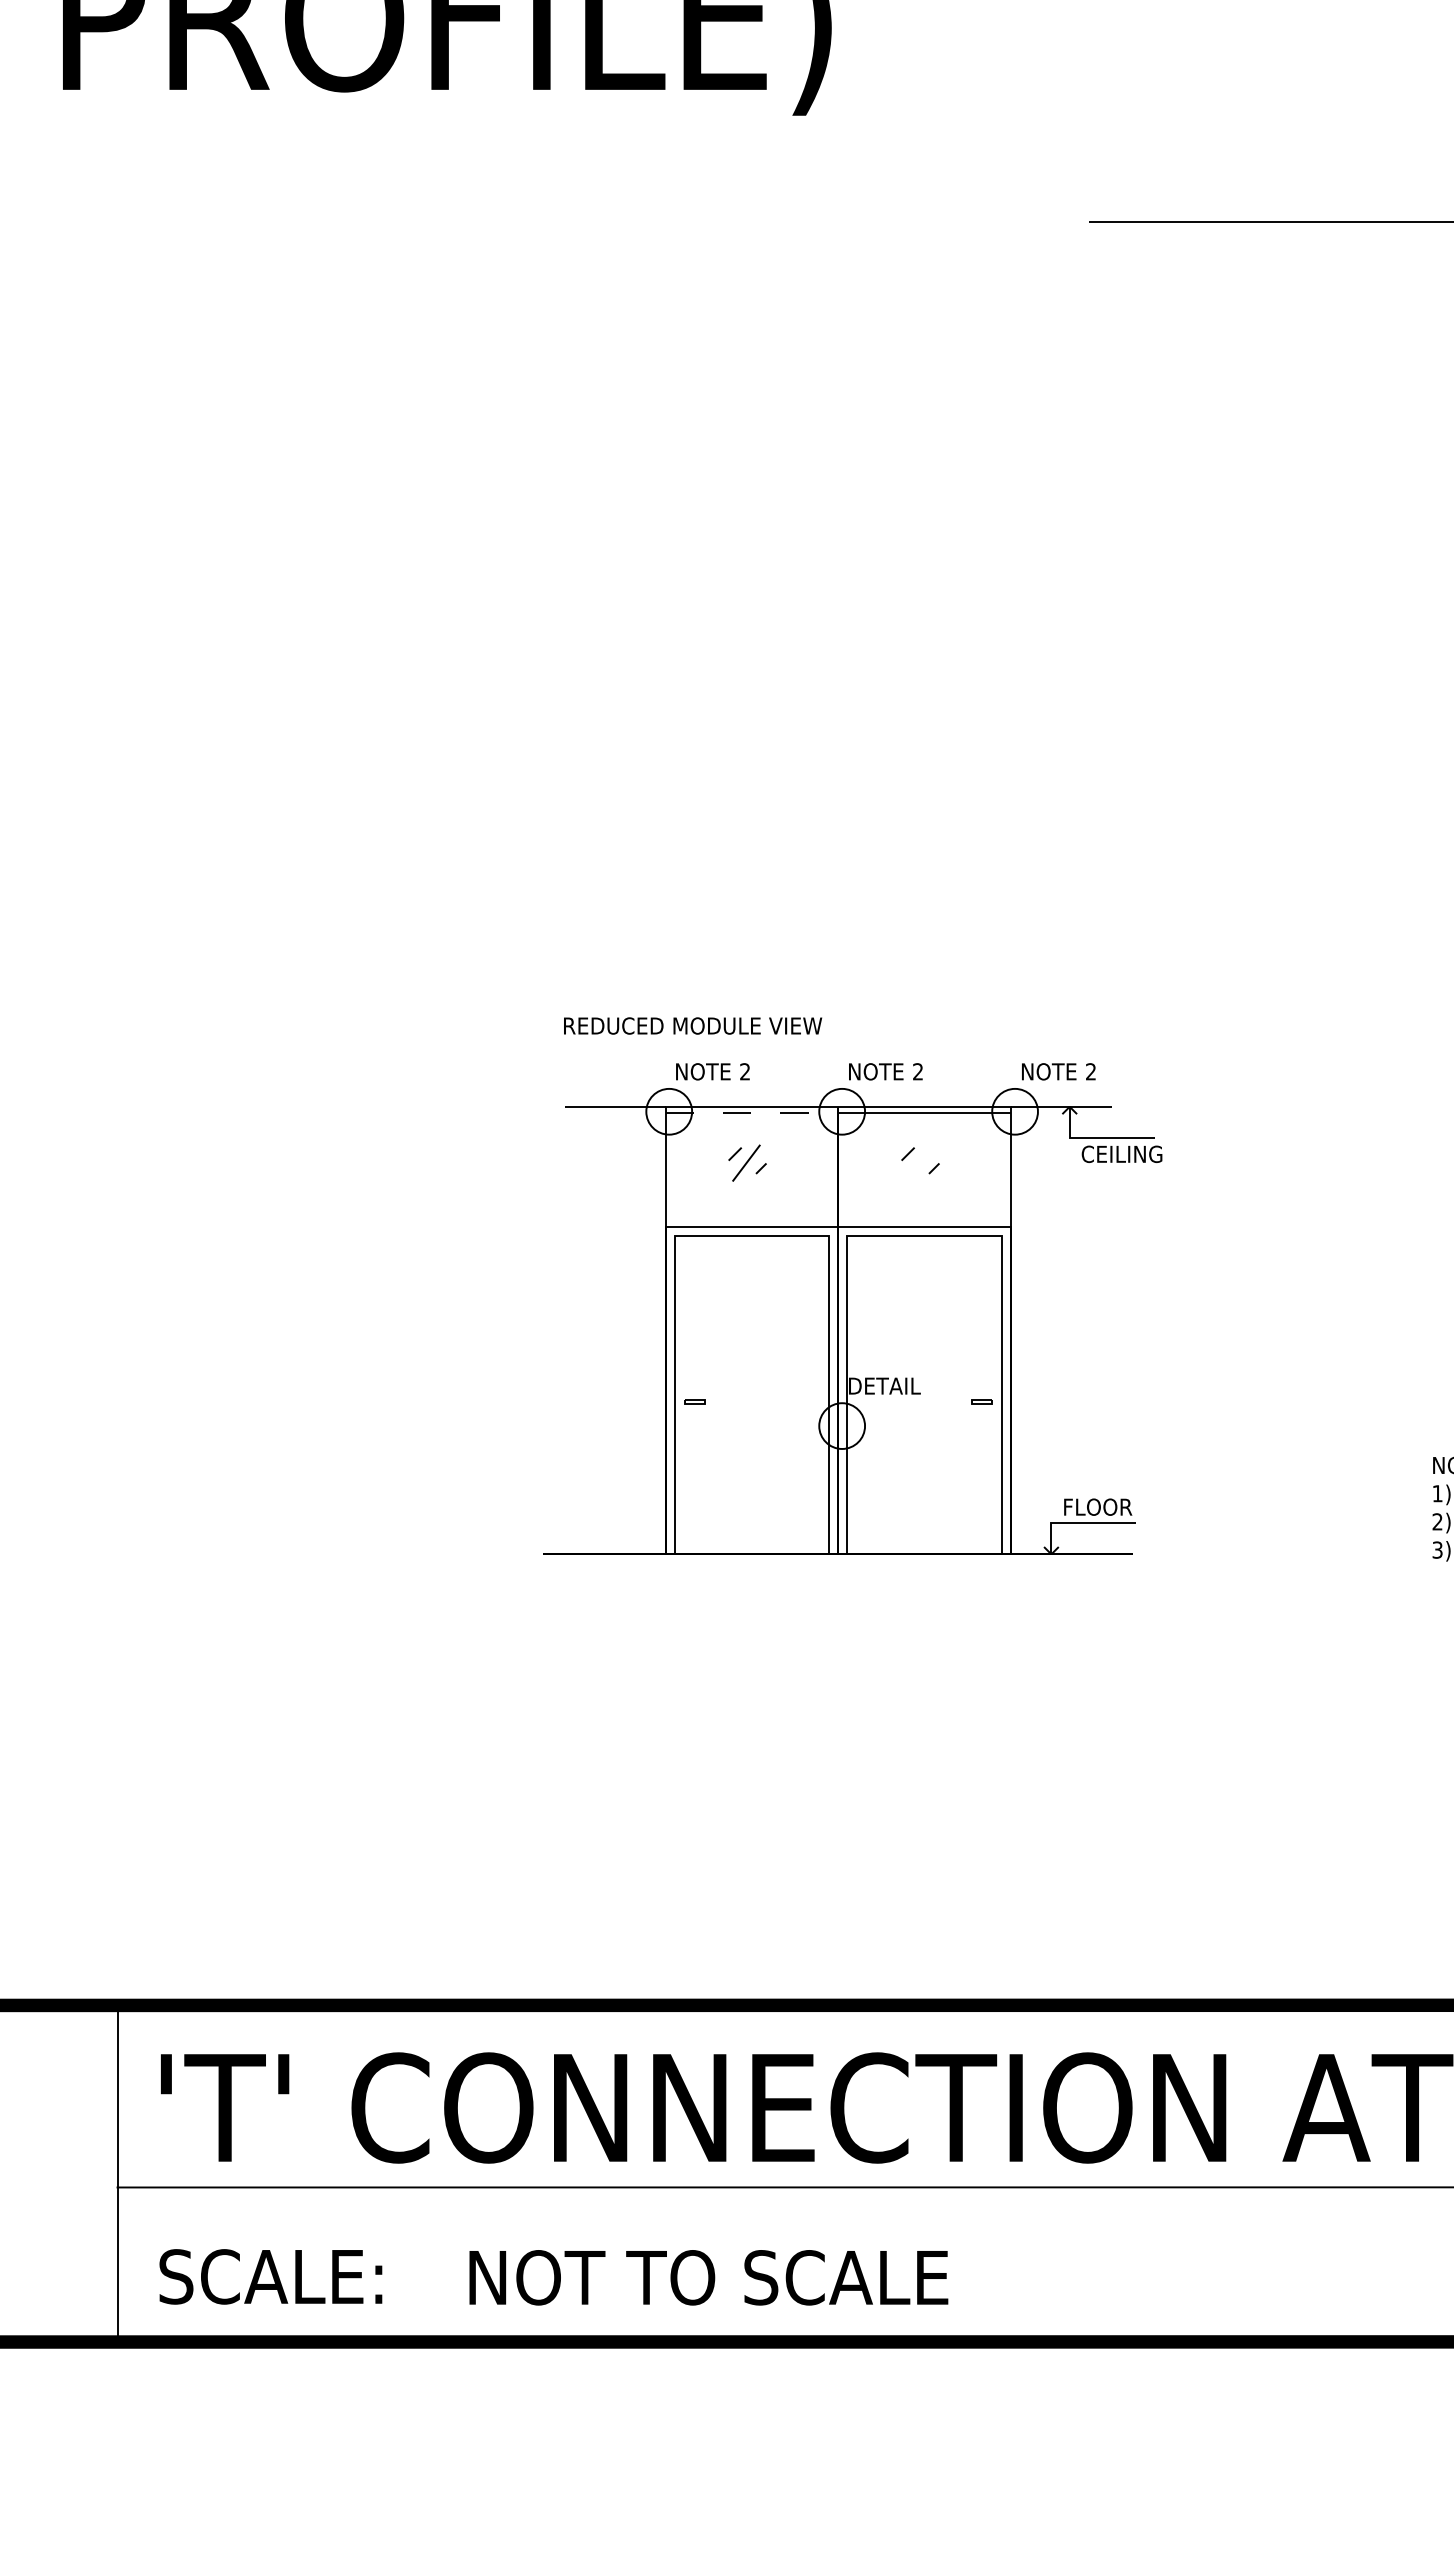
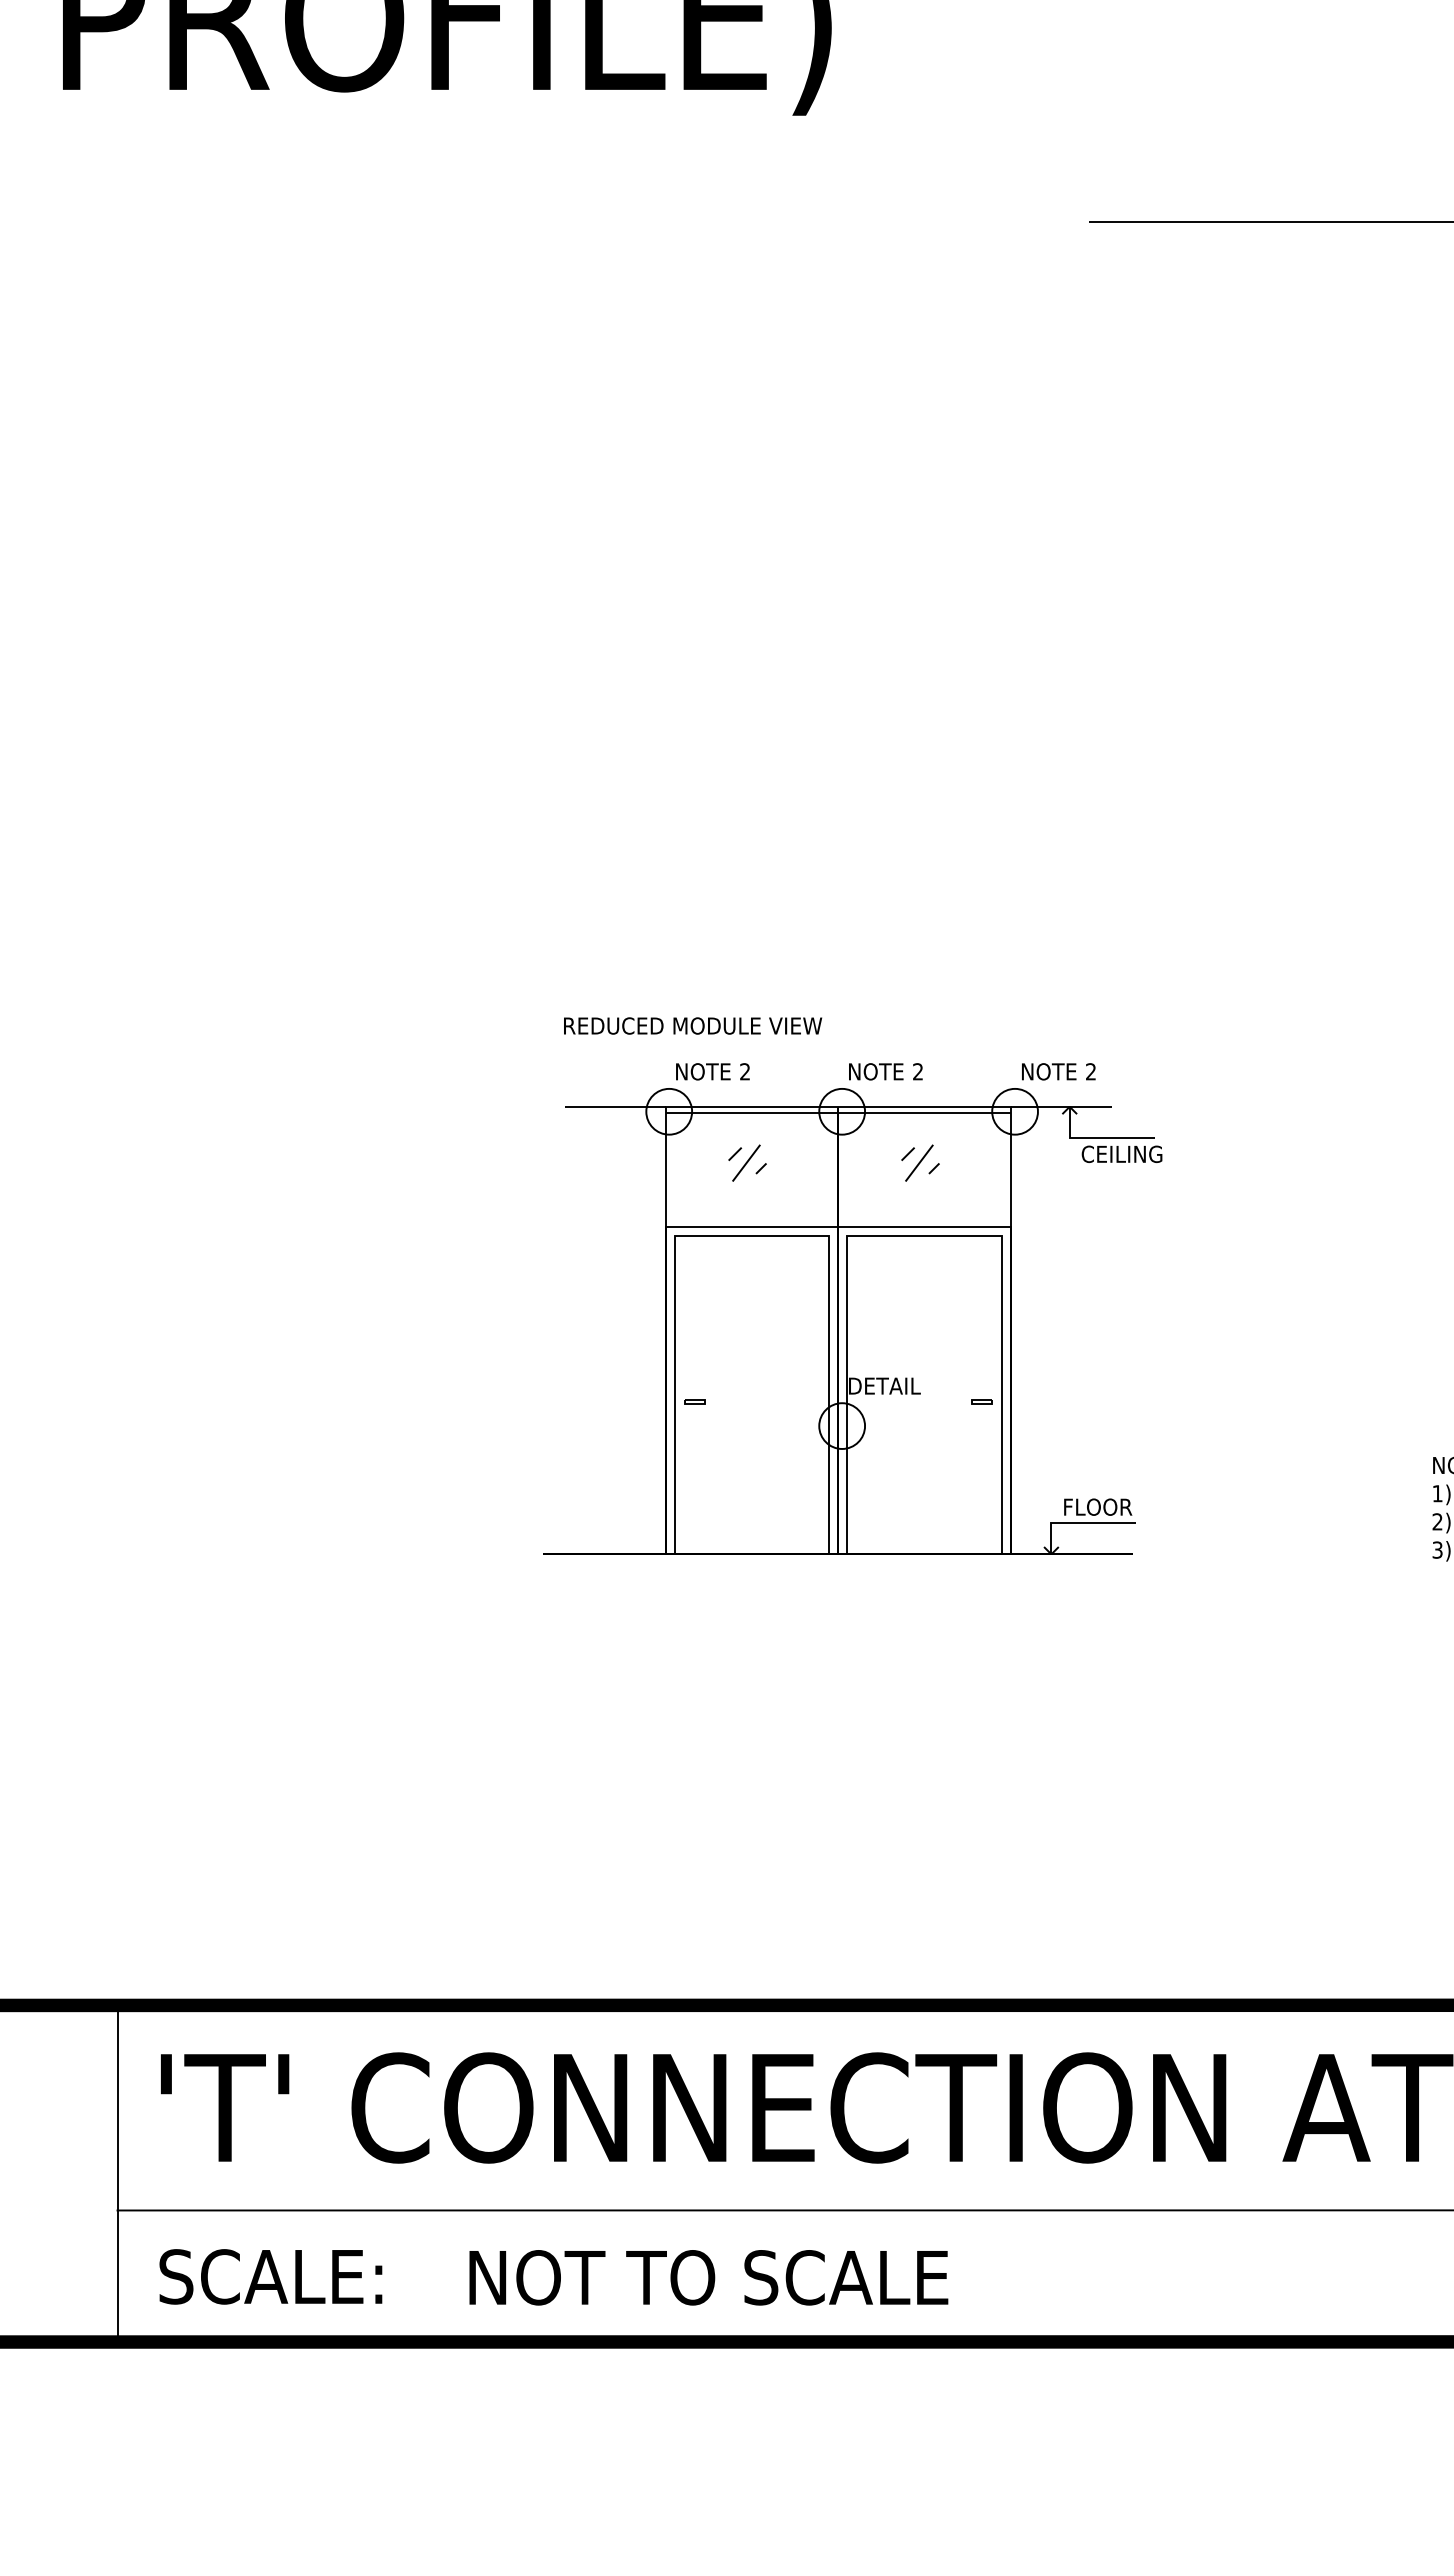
line: dashed -> solid (752, 1112)
line: none -> present (919, 1162)
line position: (783, 2187) -> (783, 2210) (783, 2210)
